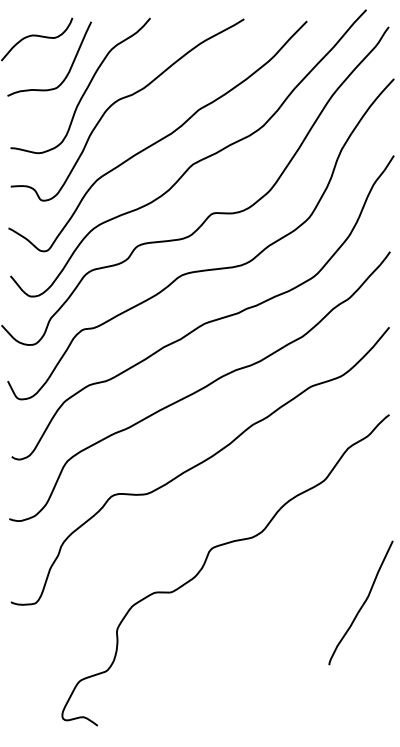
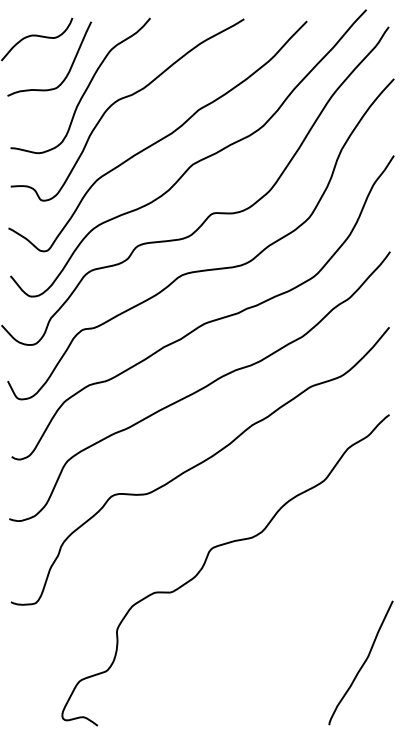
curve position: (362, 604) -> (362, 664) (362, 664)
